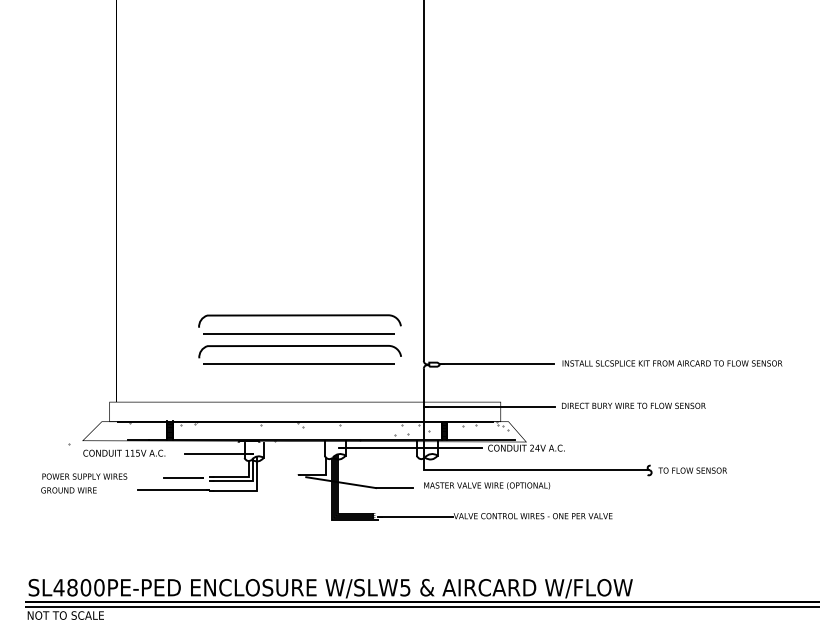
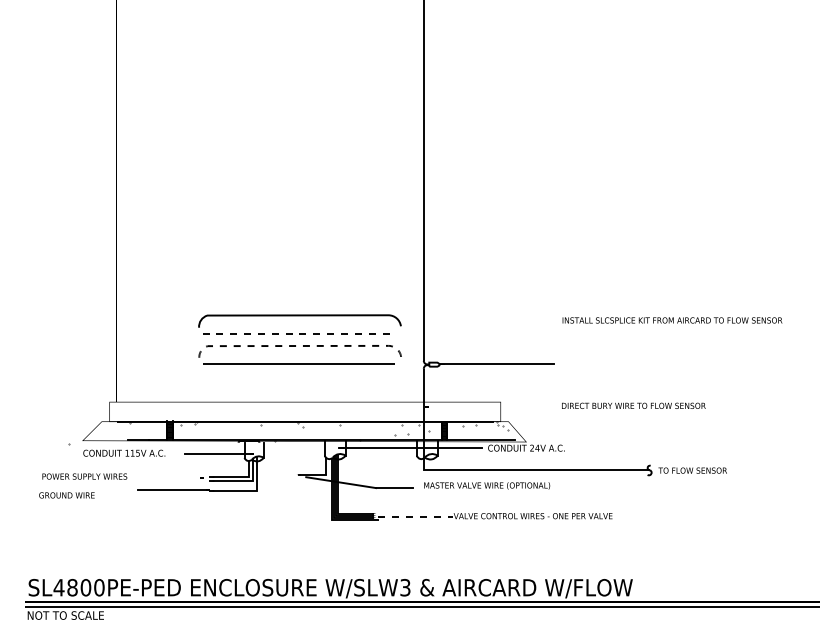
line: solid -> dashed (299, 333)
line: solid -> dashed (301, 346)
text position: (672, 363) -> (672, 320) (672, 320)
line: present -> none (489, 407)
line: present -> none (183, 478)
text position: (68, 490) -> (66, 495) (66, 495)
line: solid -> dashed (416, 517)
text: W/SLW5 -> W/SLW3 (405, 587)
